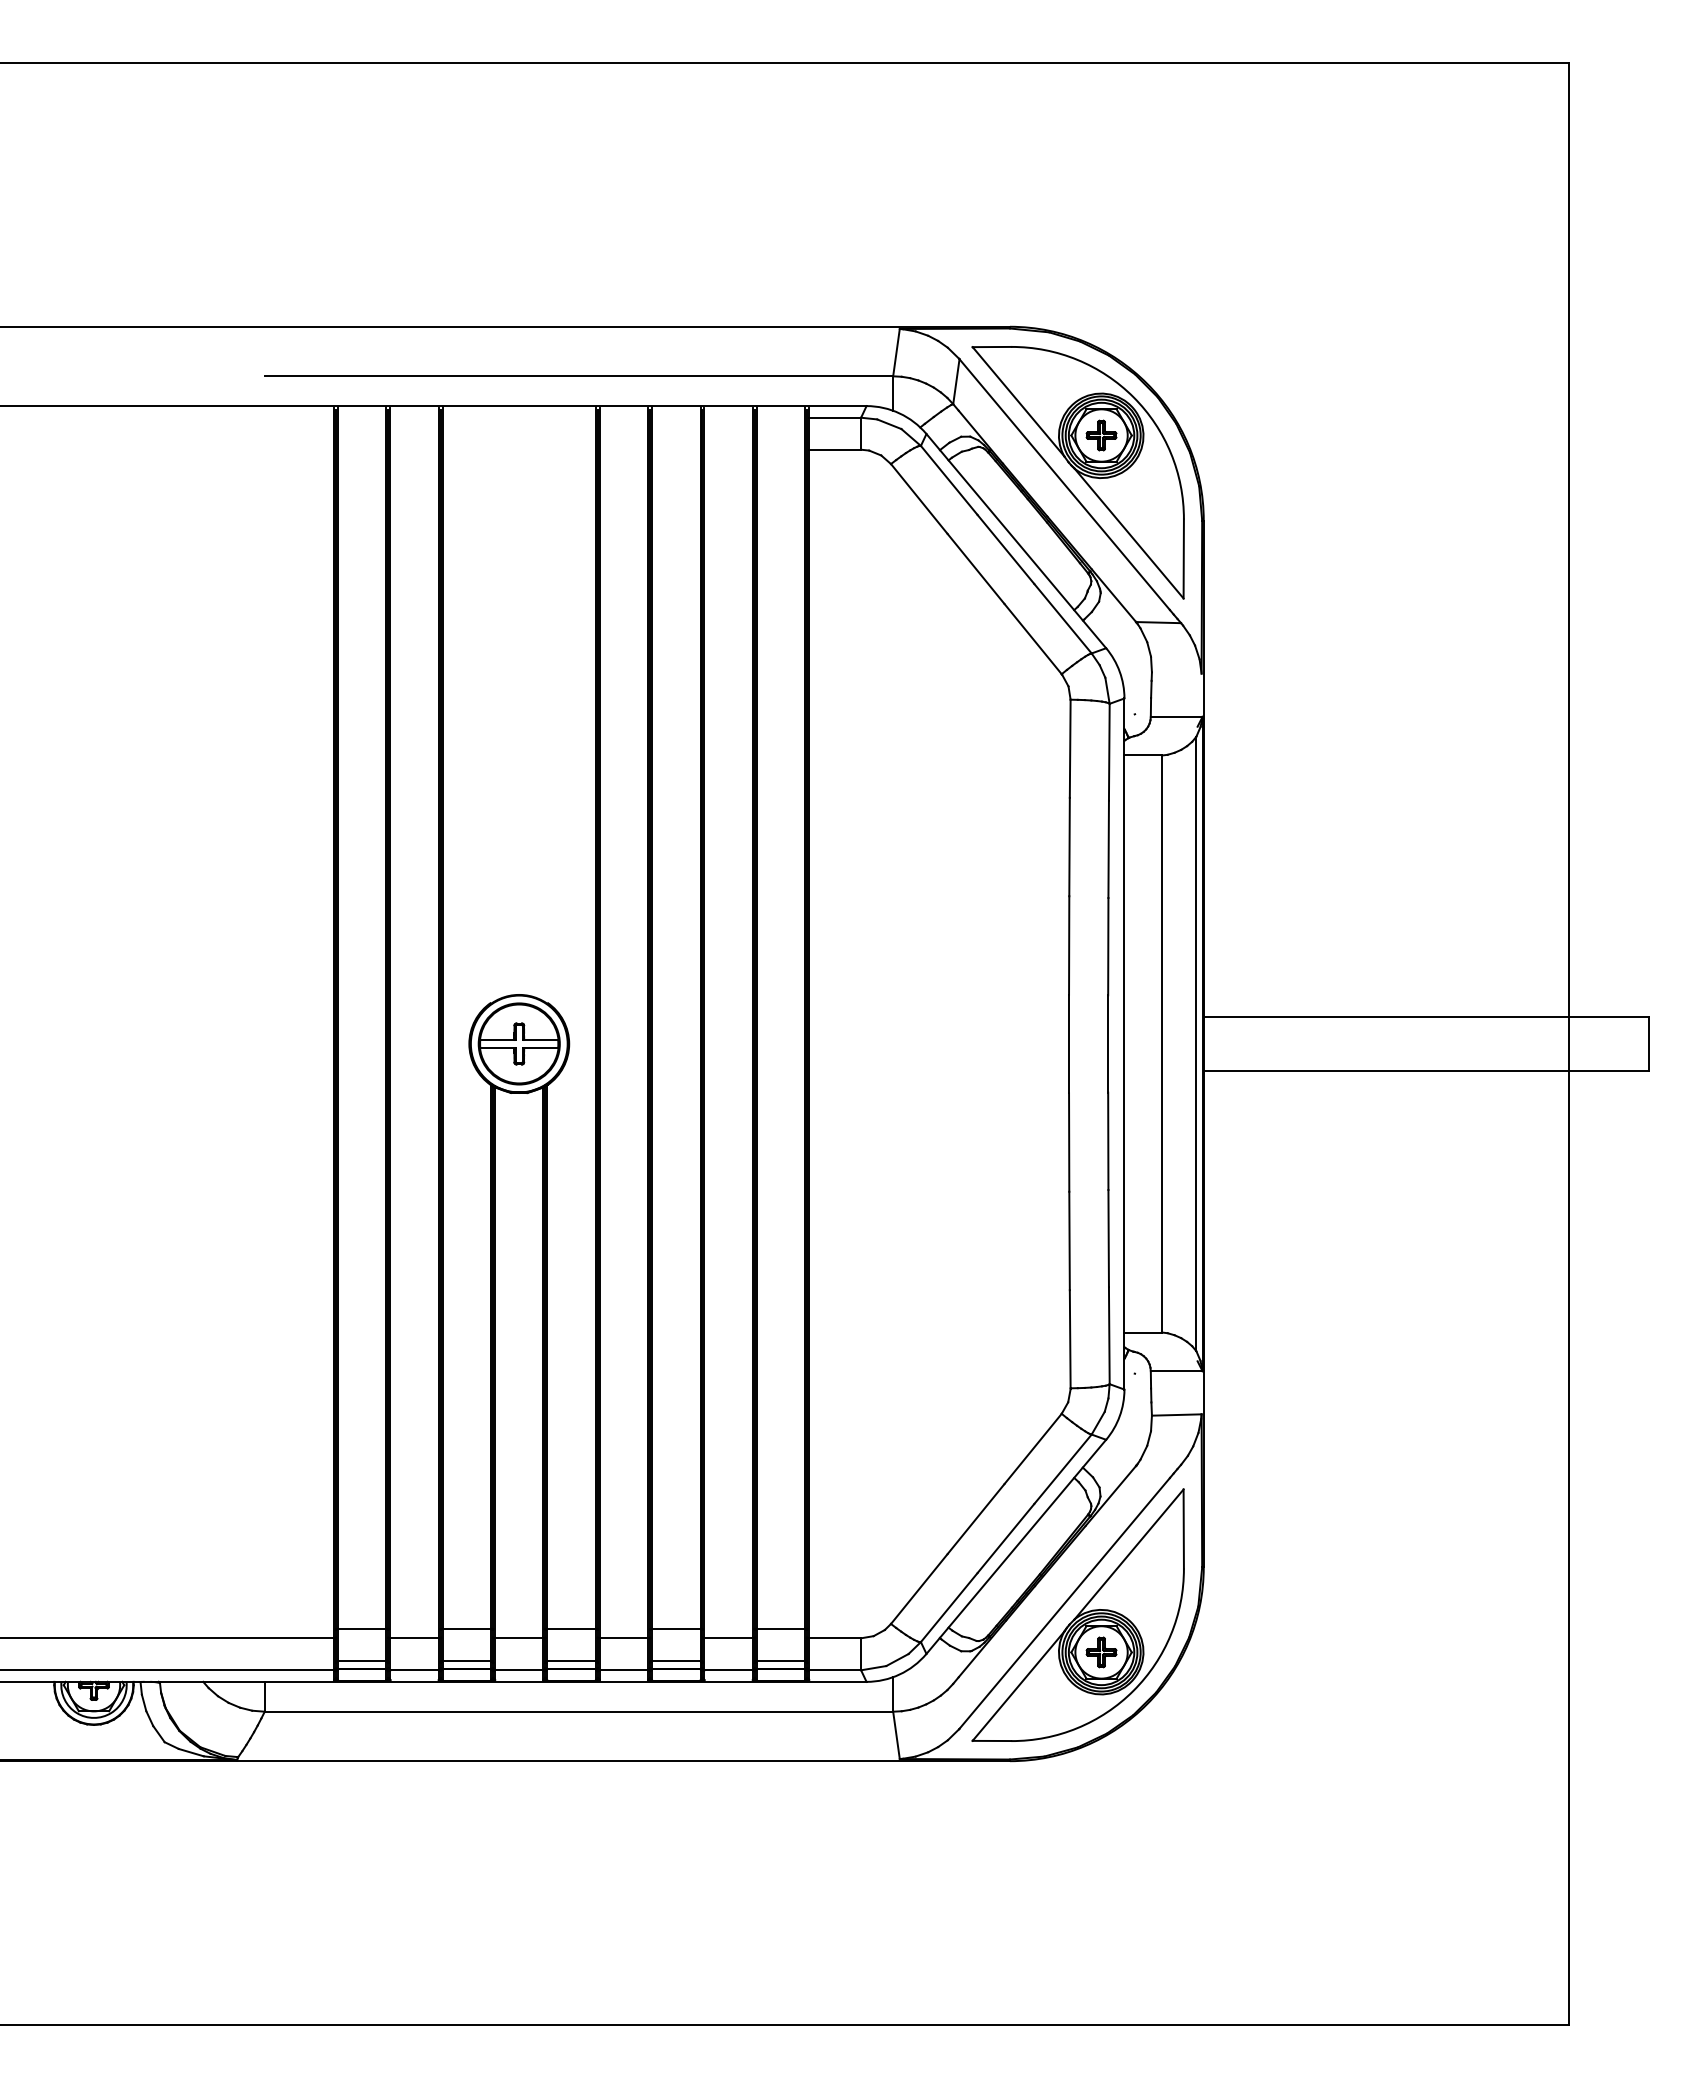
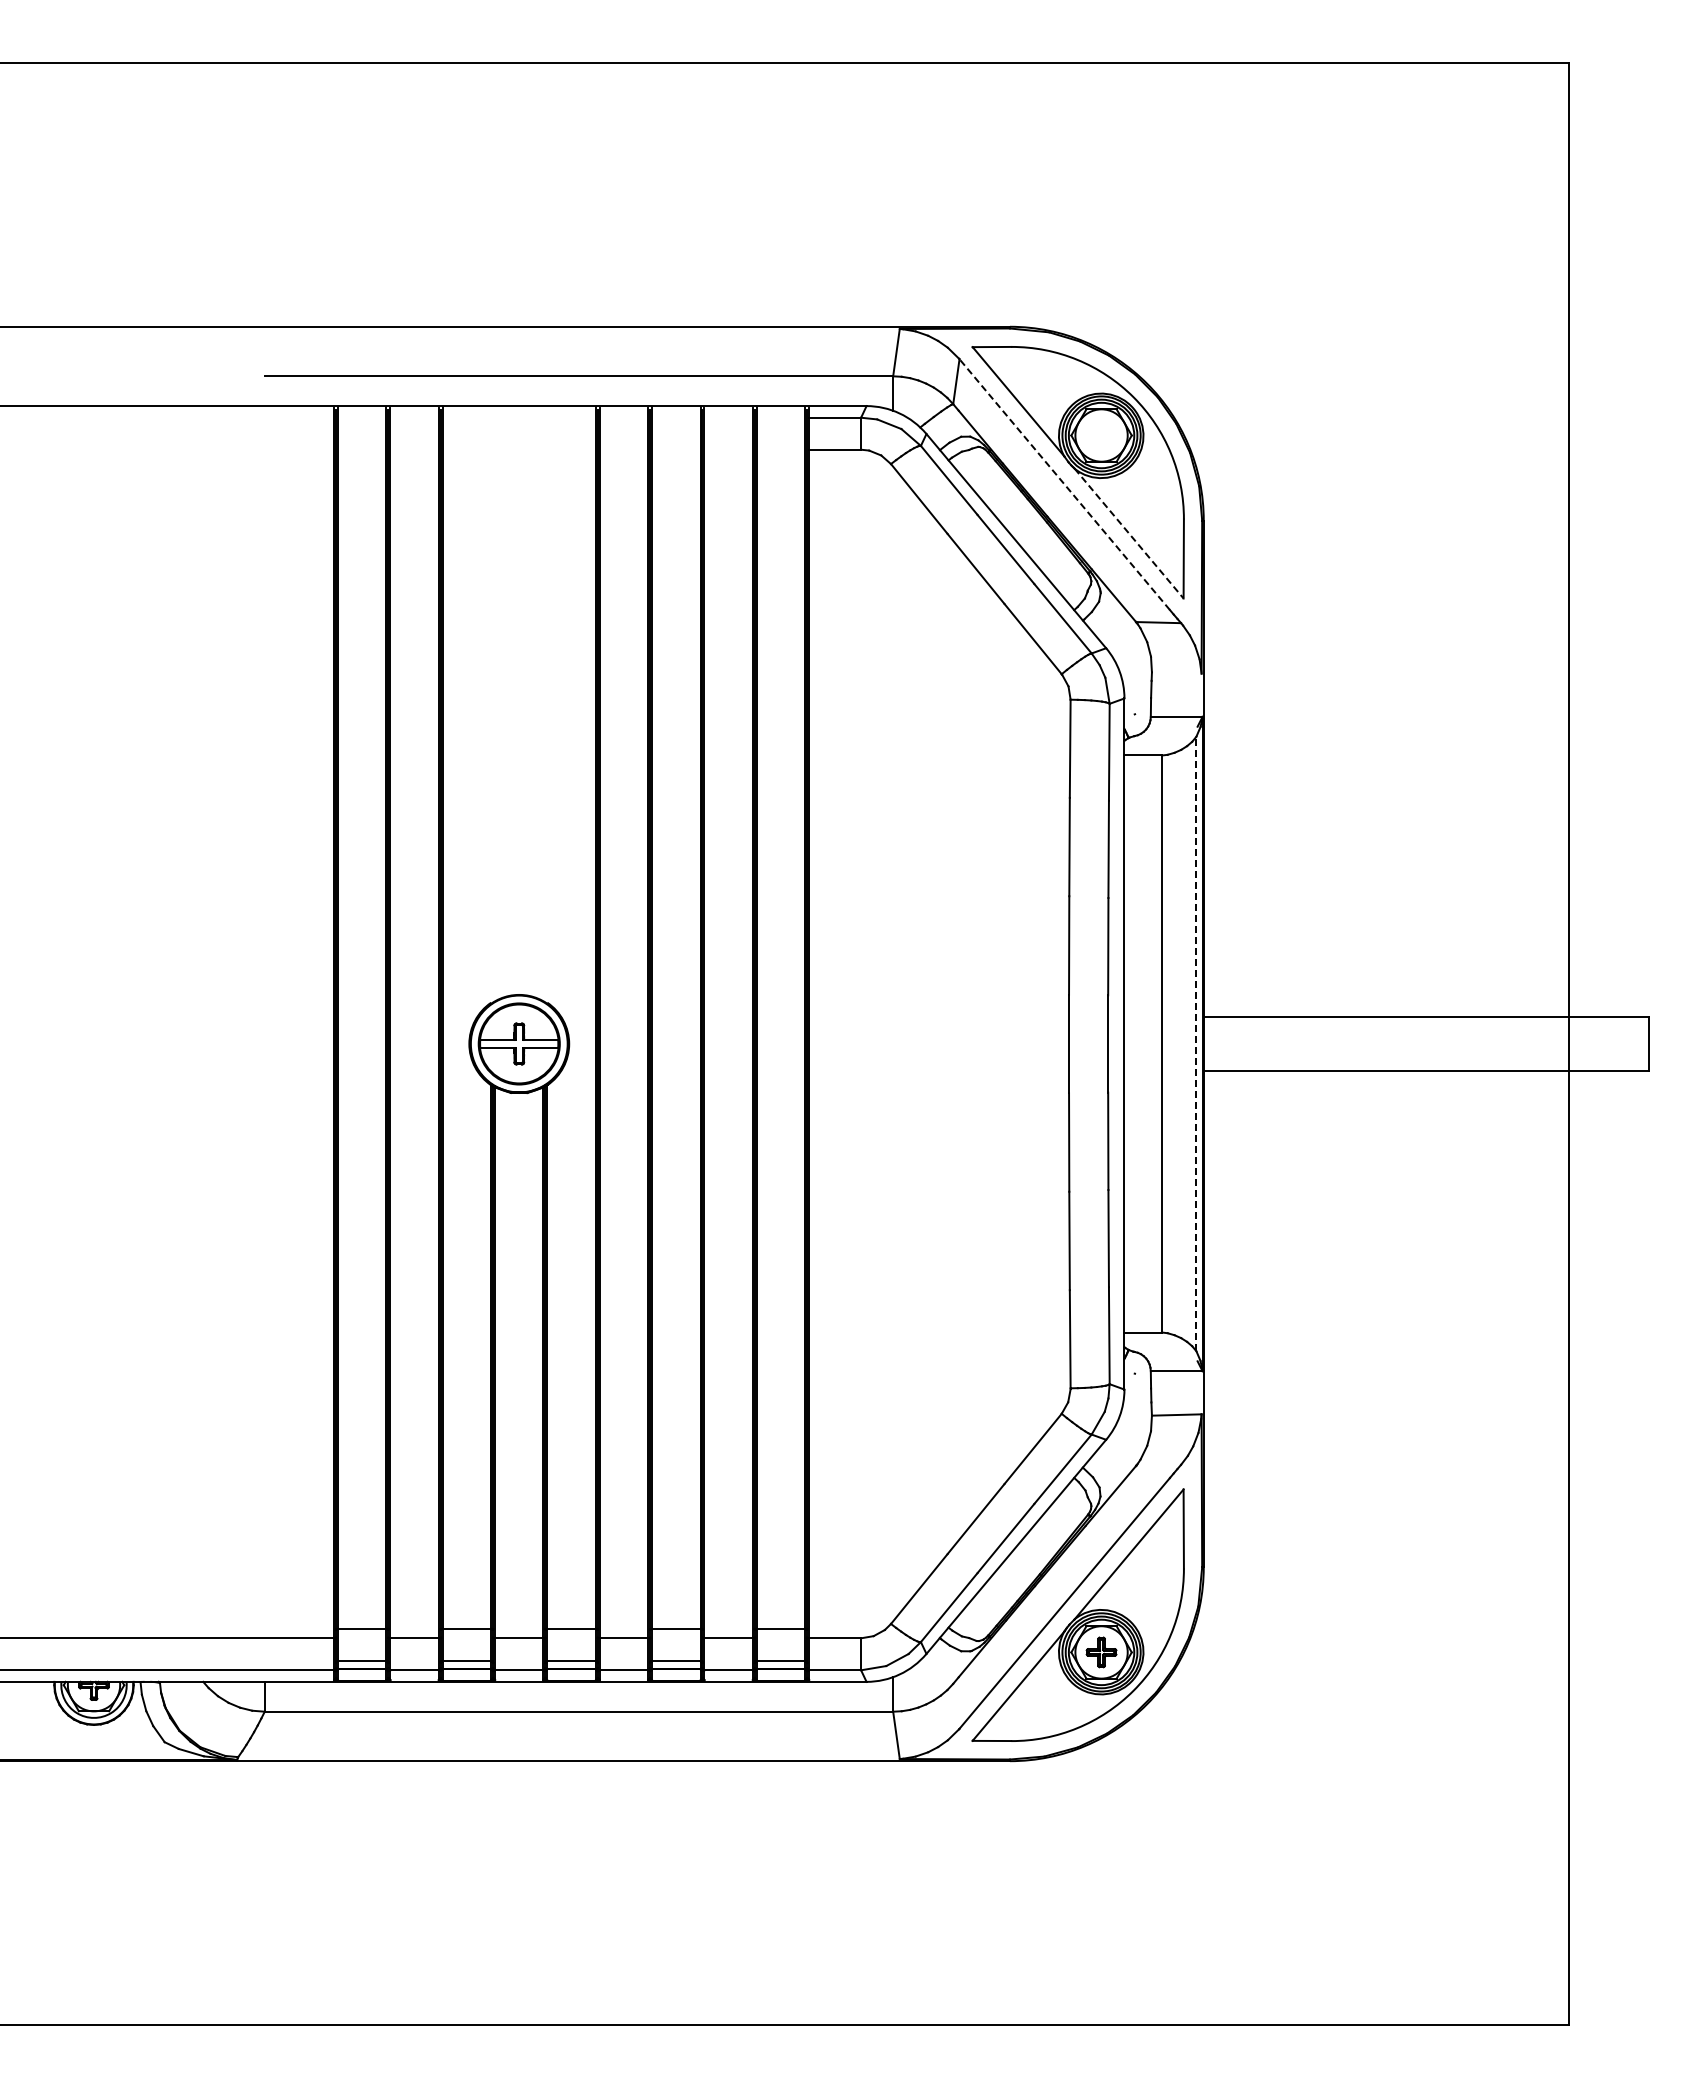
part: present -> none (1101, 435)
line: solid -> dashed (1064, 484)
line: solid -> dashed (1129, 533)
line: solid -> dashed (1196, 1043)
